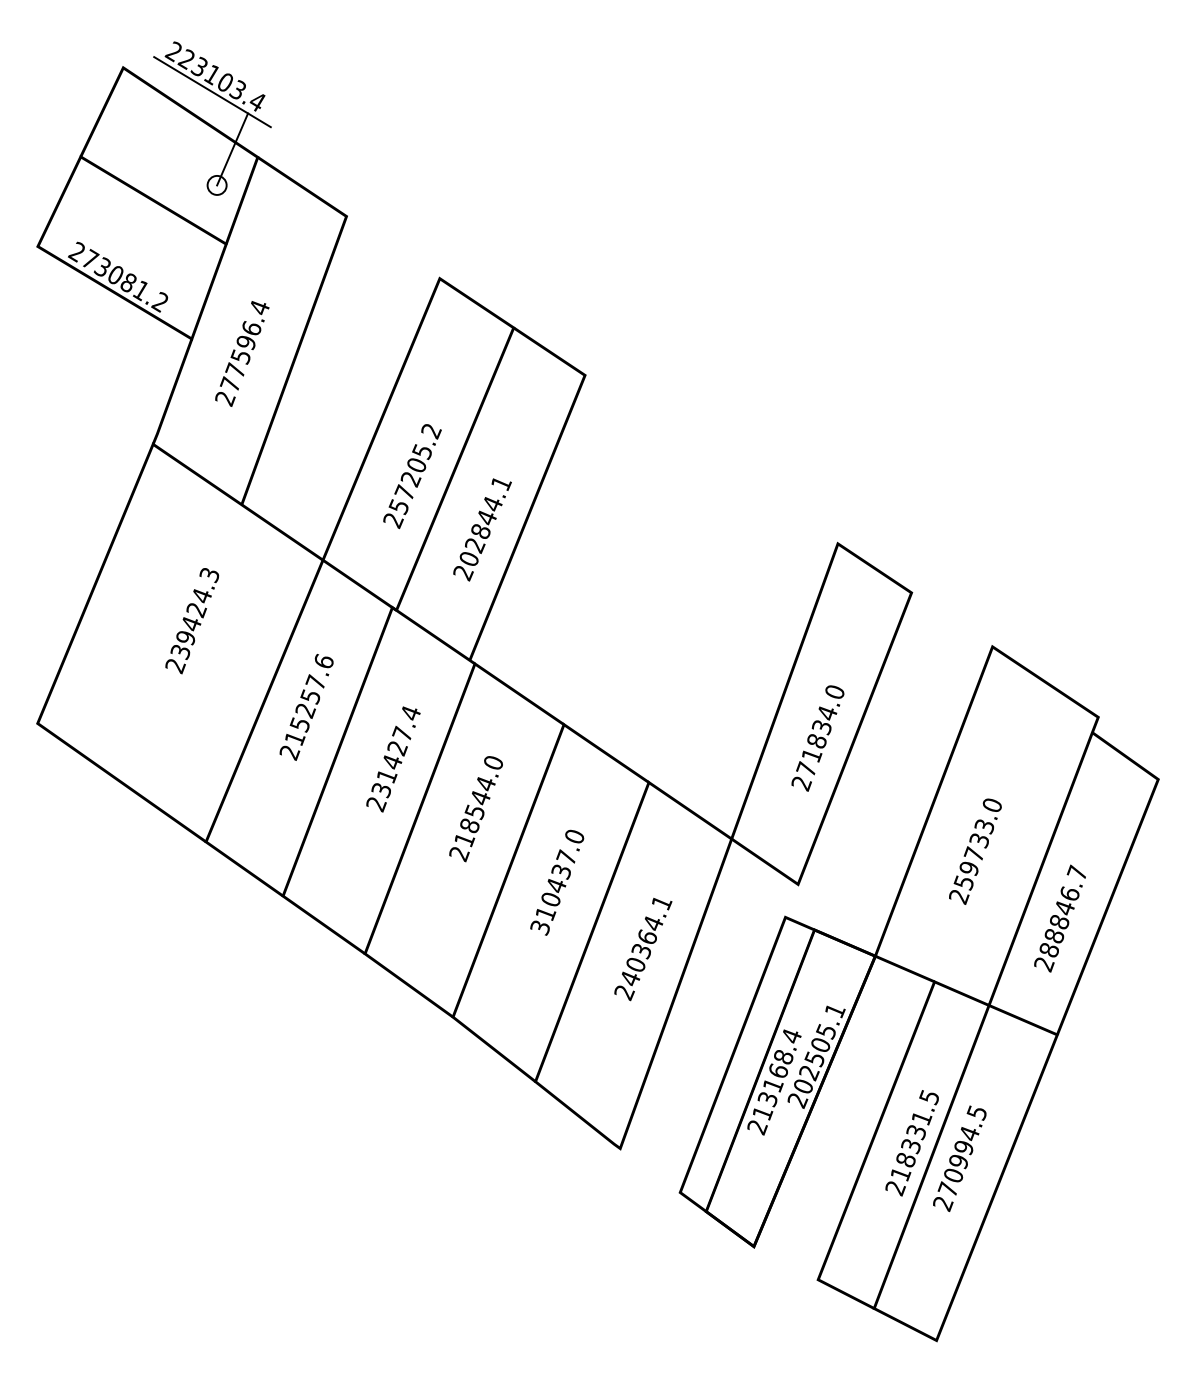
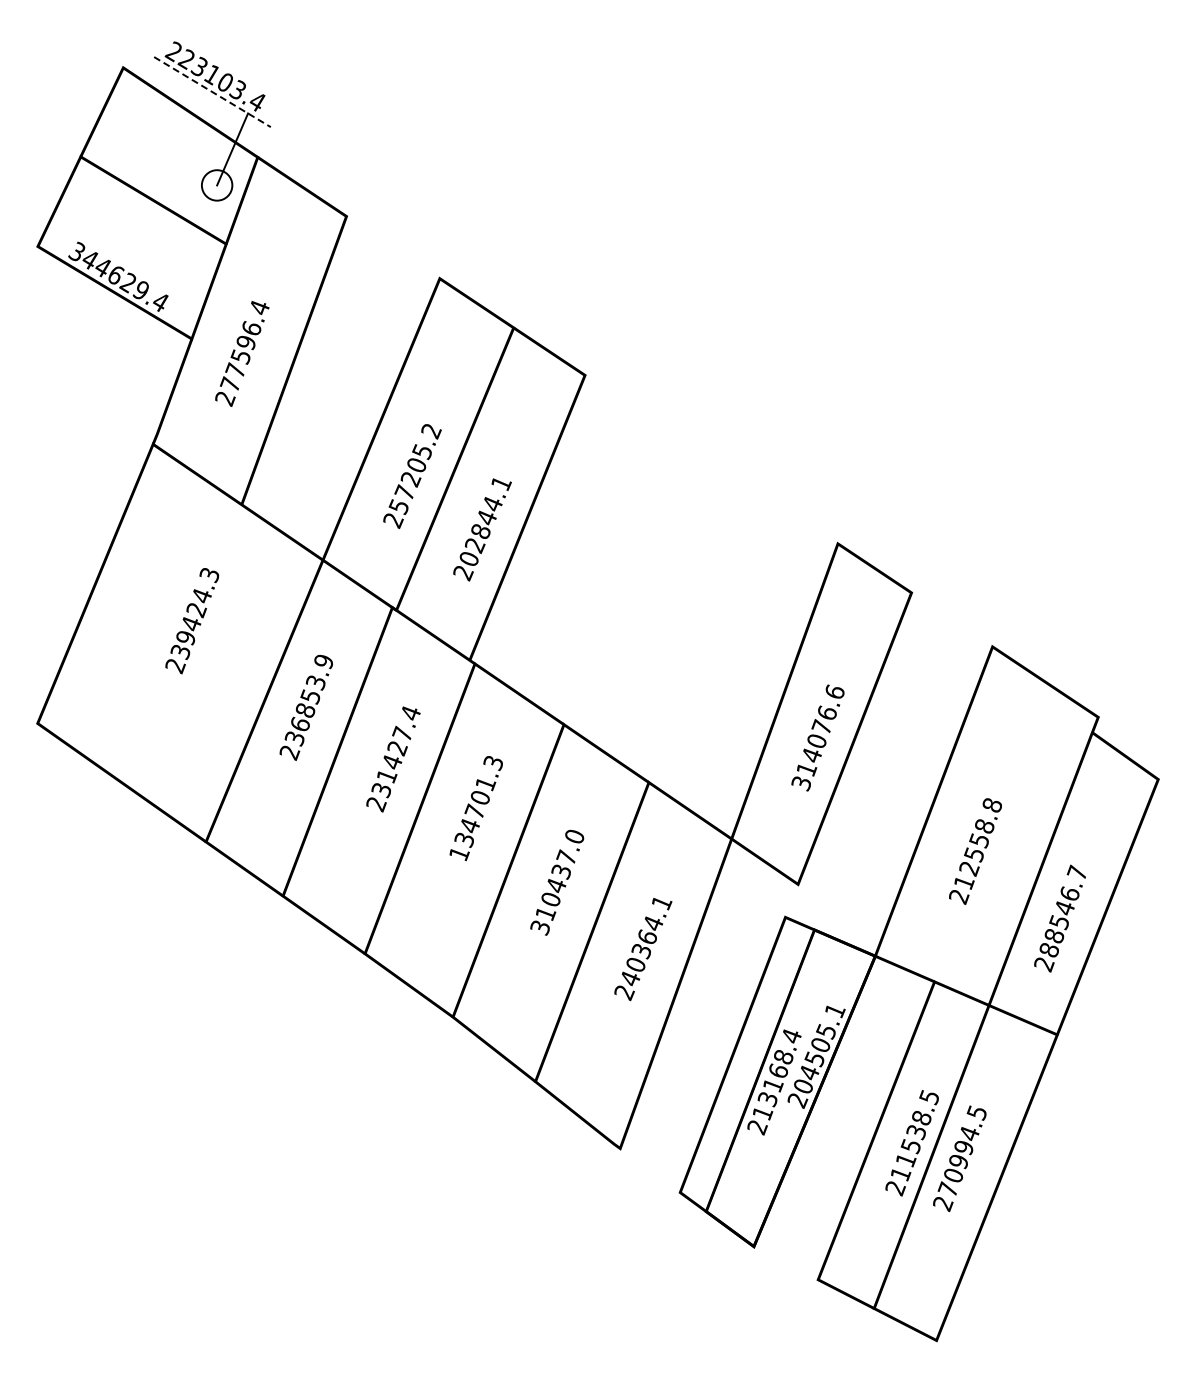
line: solid -> dashed (212, 92)
circle diameter: 19 px -> 30 px (216, 185)
text: 273081.2 -> 344629.4 (118, 276)
text: 215257.6 -> 236853.9 (308, 699)
text: 271834.0 -> 314076.6 (817, 737)
text: 218544.0 -> 134701.3 (475, 809)
text: 259733.0 -> 212558.8 (977, 844)
text: 288846.7 -> 288546.7 (1059, 922)
text: 202505.1 -> 204505.1 (809, 1073)
text: 218331.5 -> 211538.5 (914, 1139)
